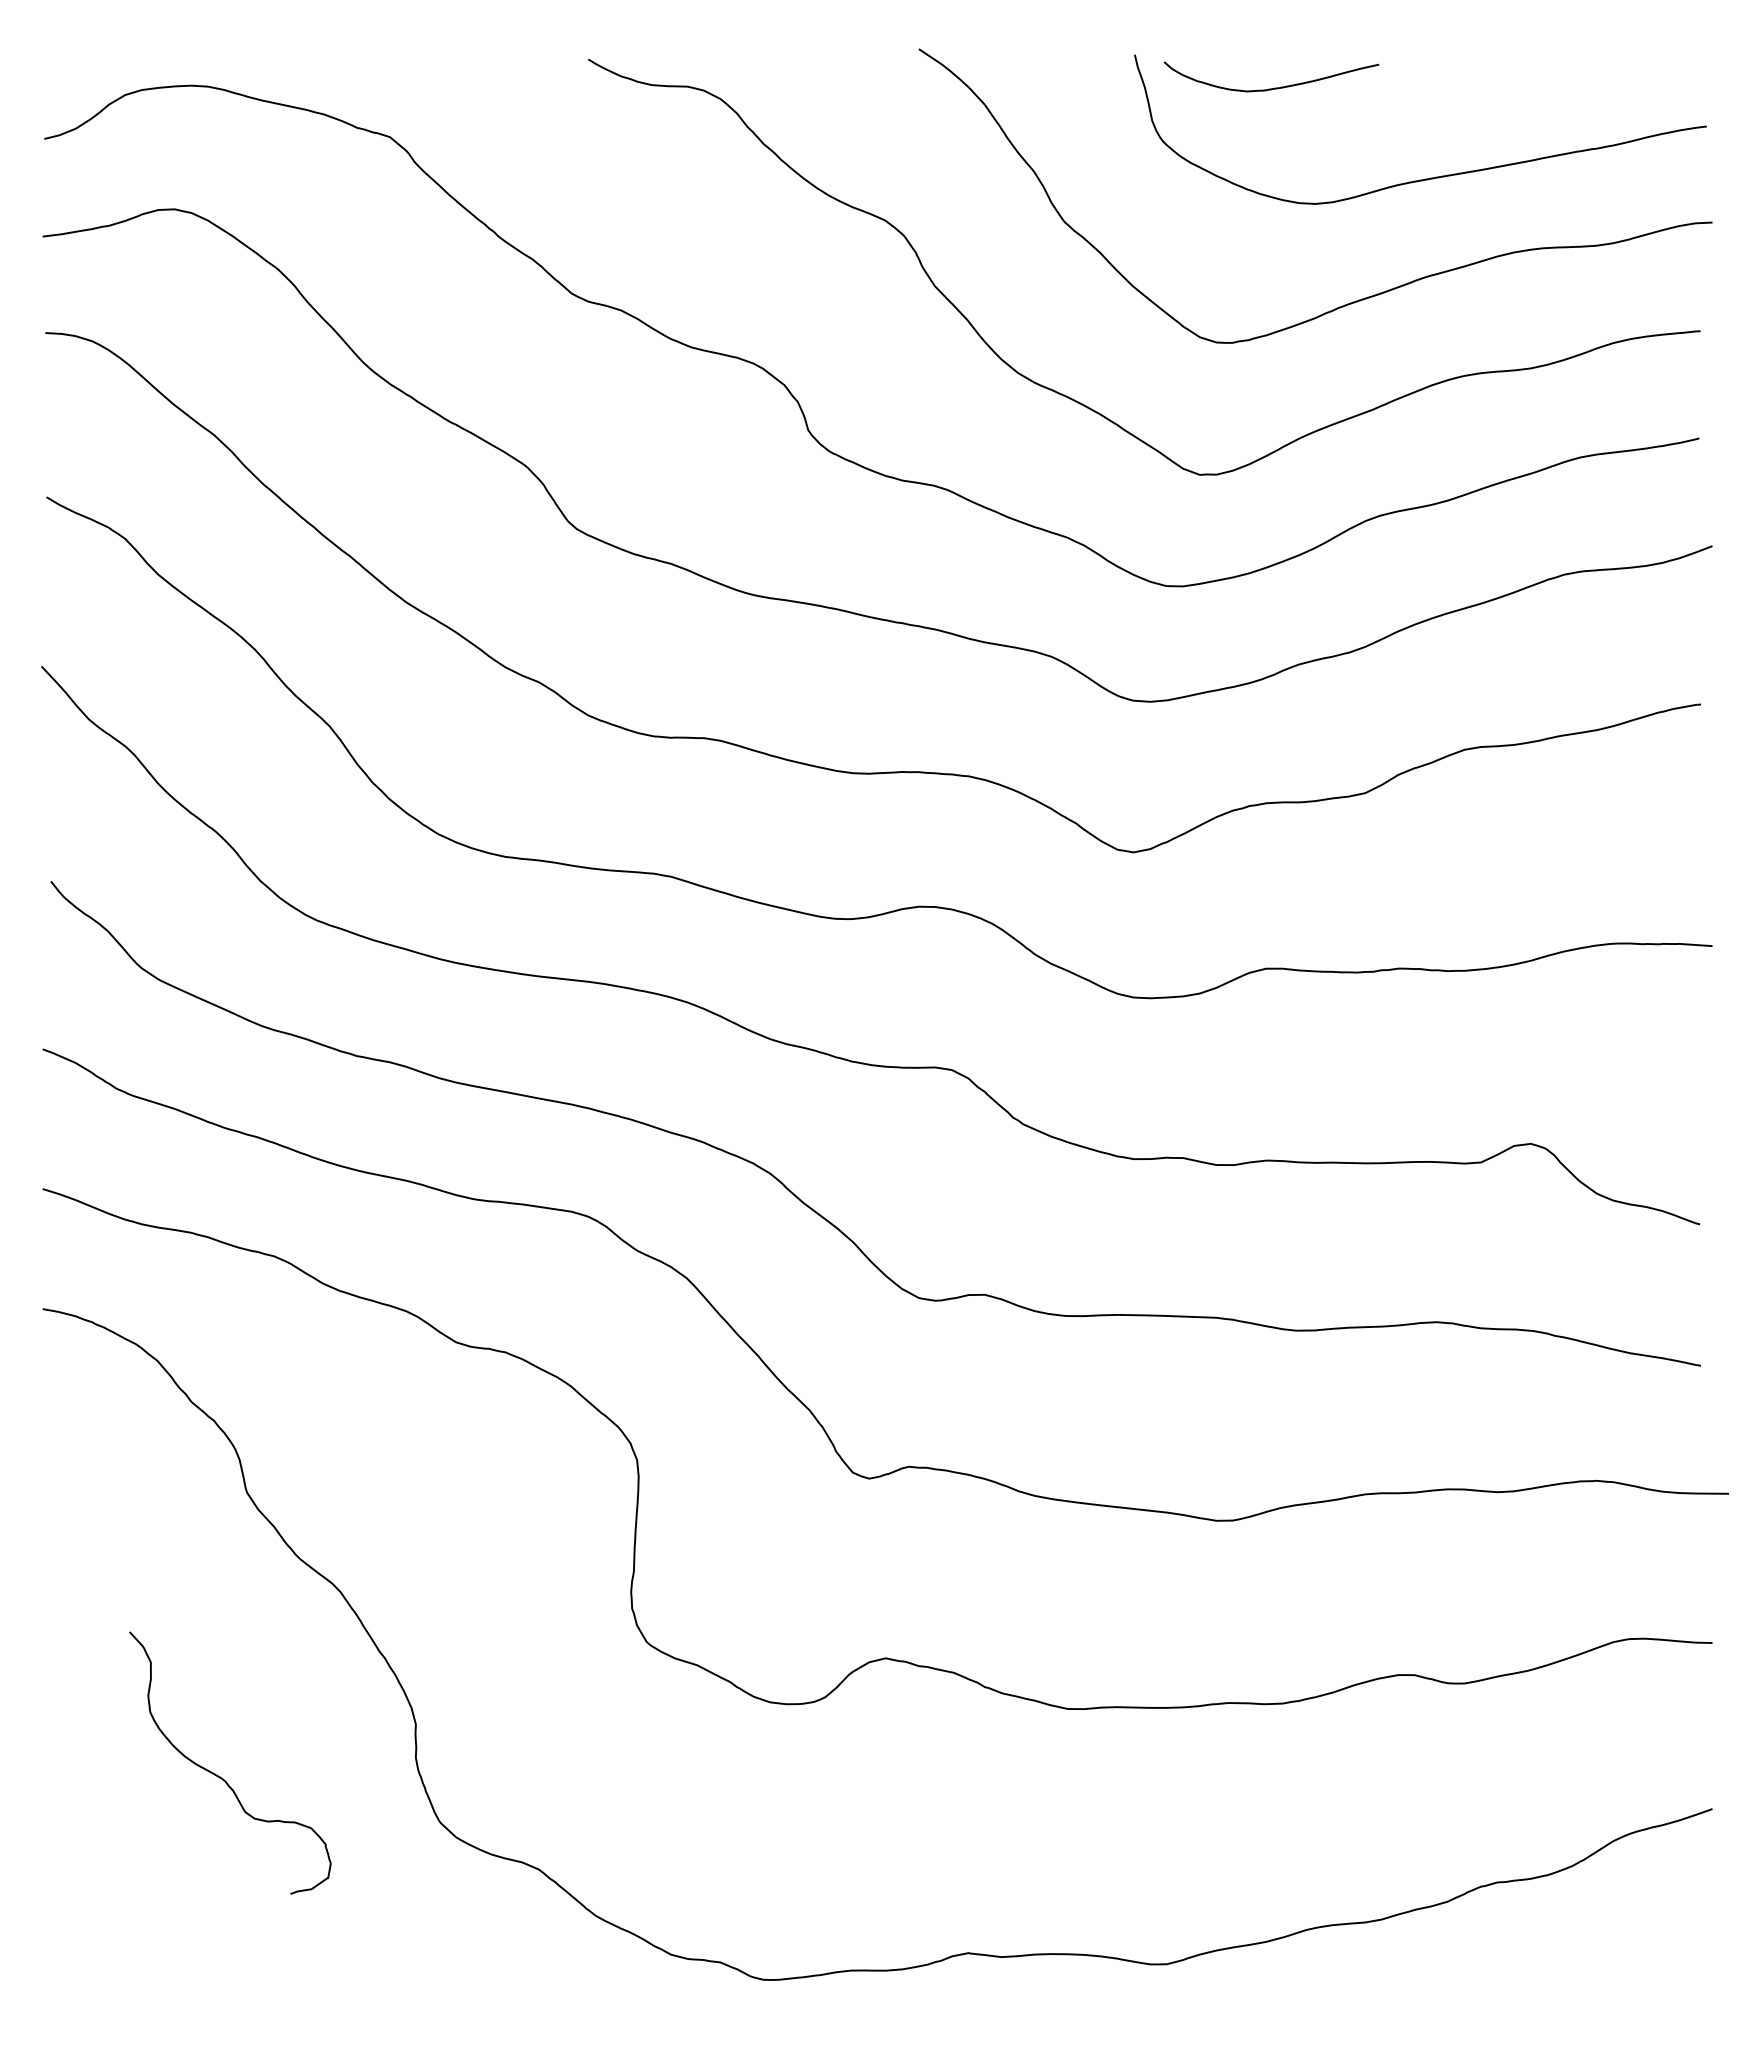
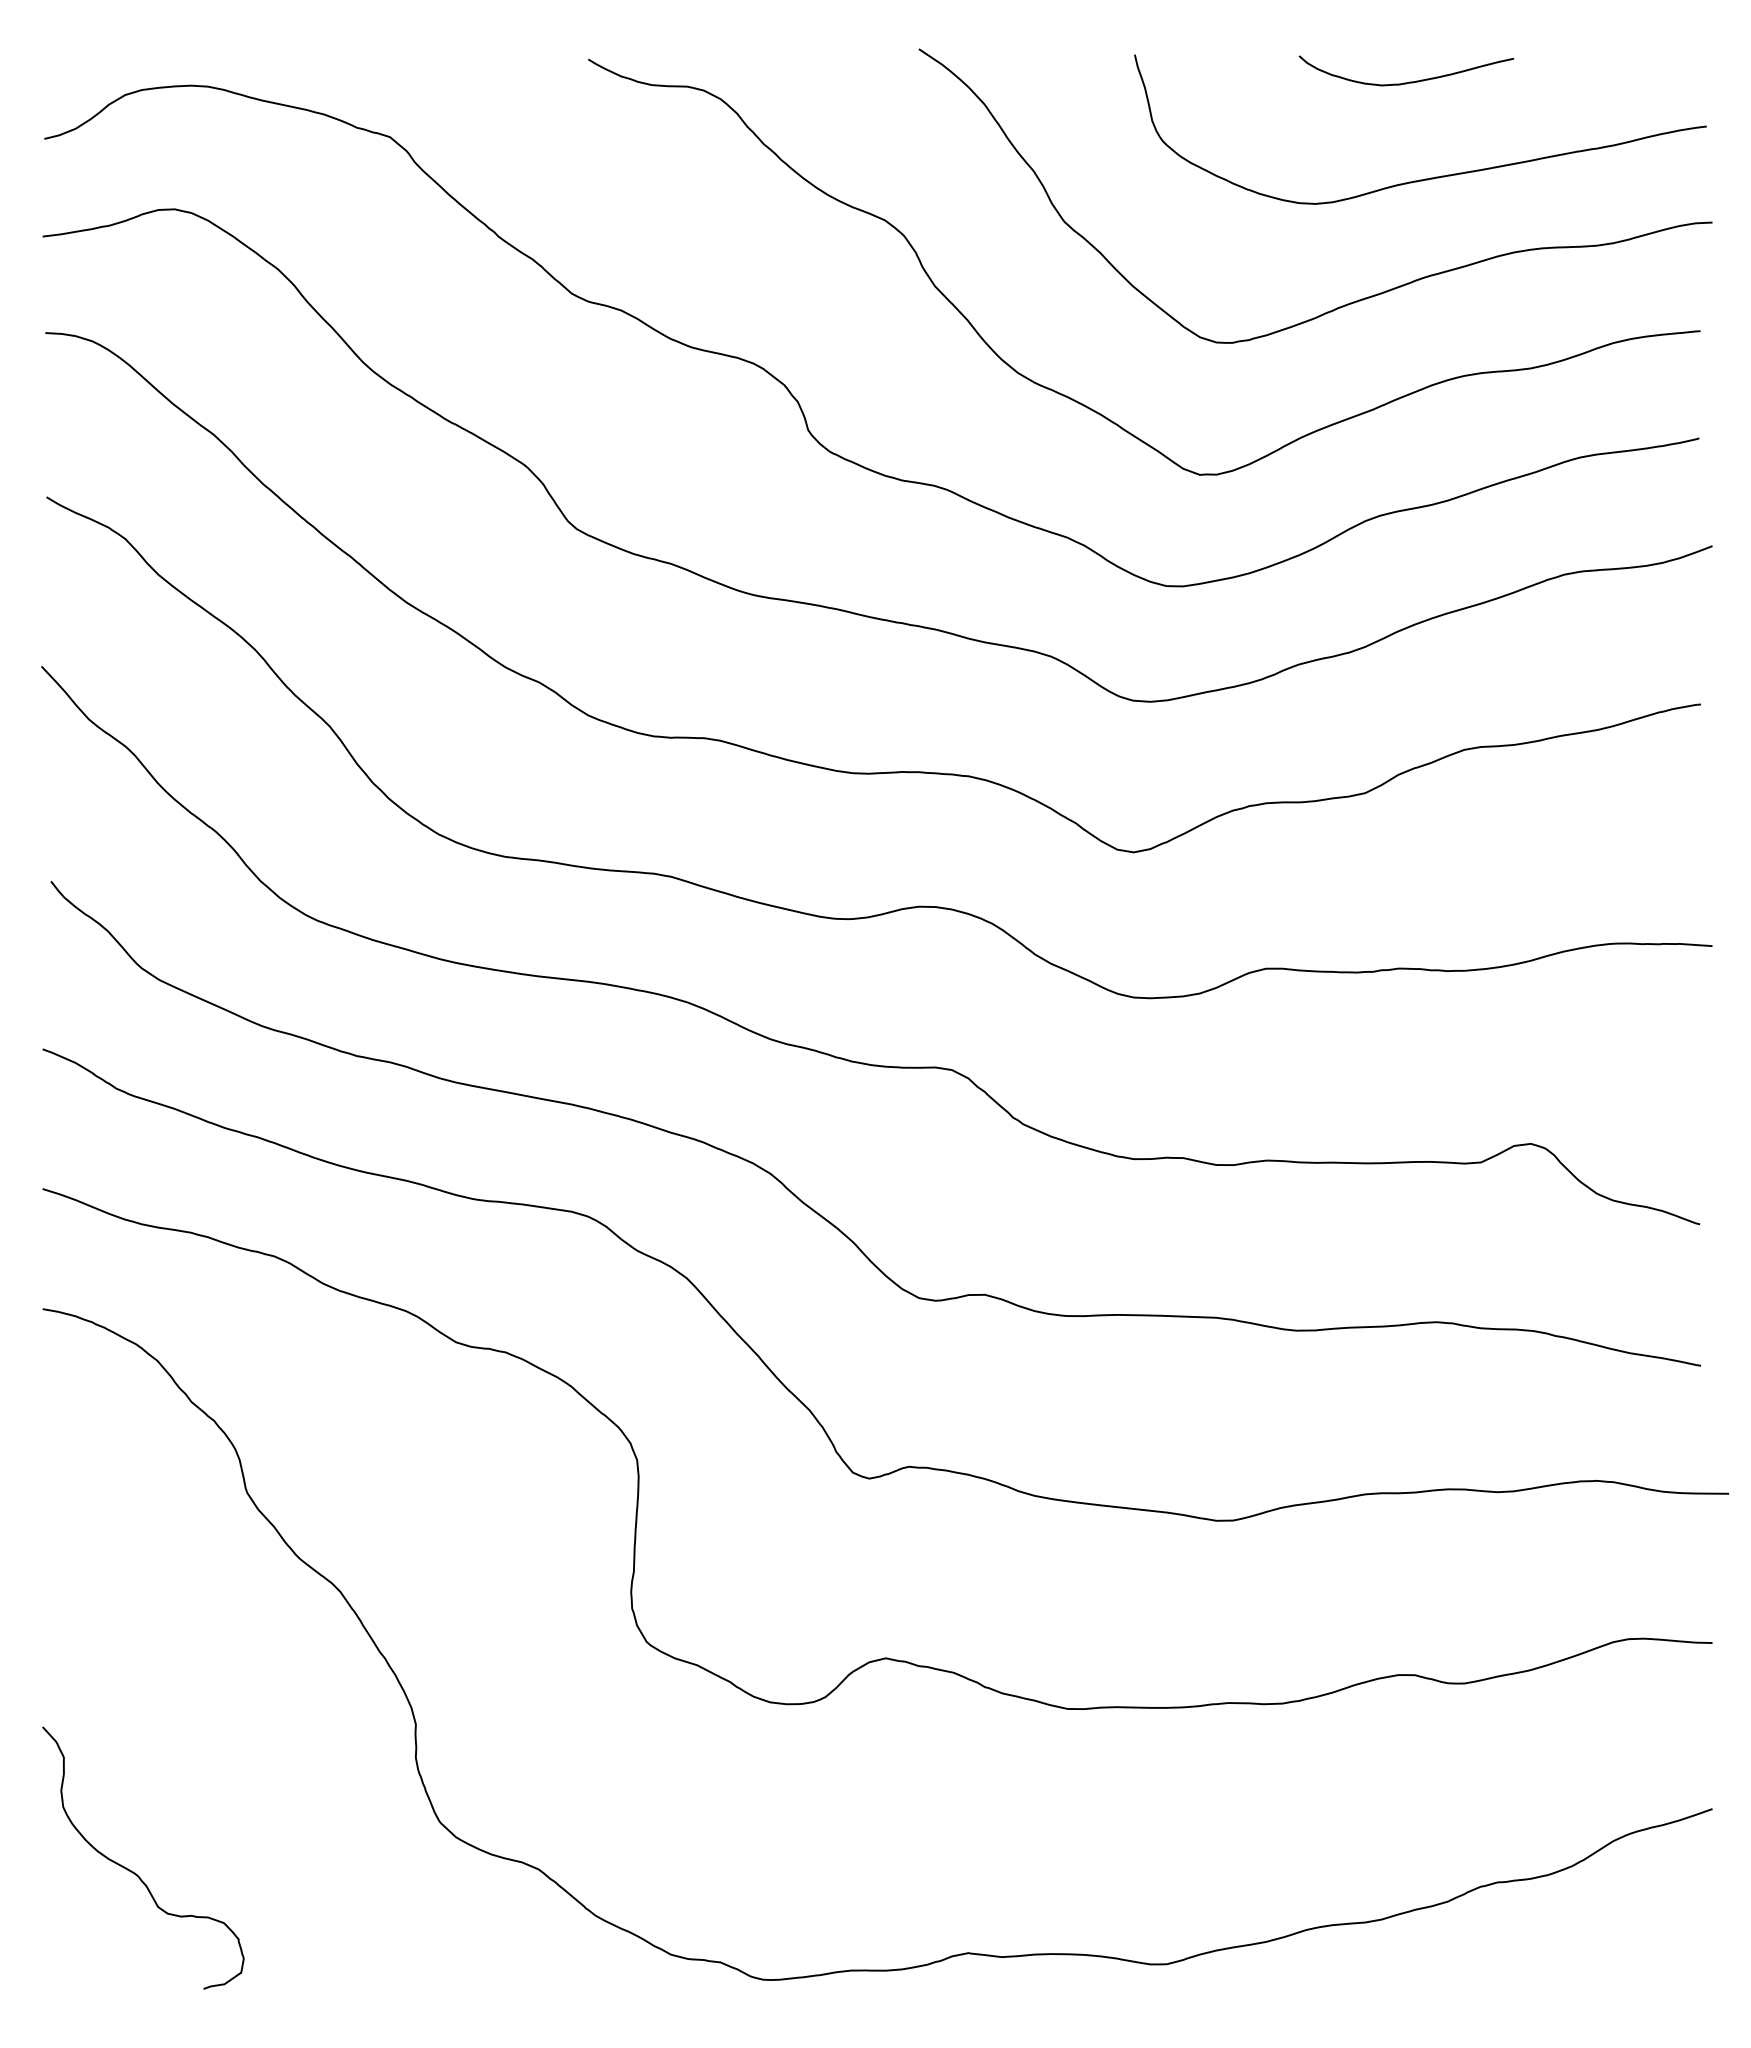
curve position: (1274, 87) -> (1409, 81) (1409, 81)
curve position: (222, 1777) -> (135, 1872) (135, 1872)
